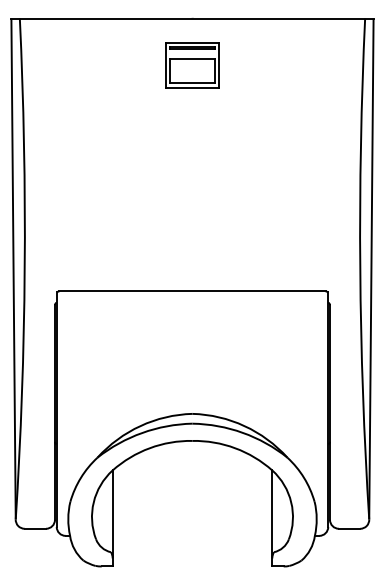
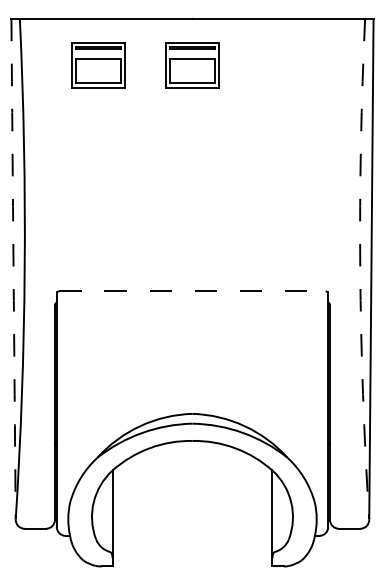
part: none -> present (98, 65)
arc: solid -> dashed (13, 268)
arc: solid -> dashed (360, 269)
line: solid -> dashed (192, 291)
